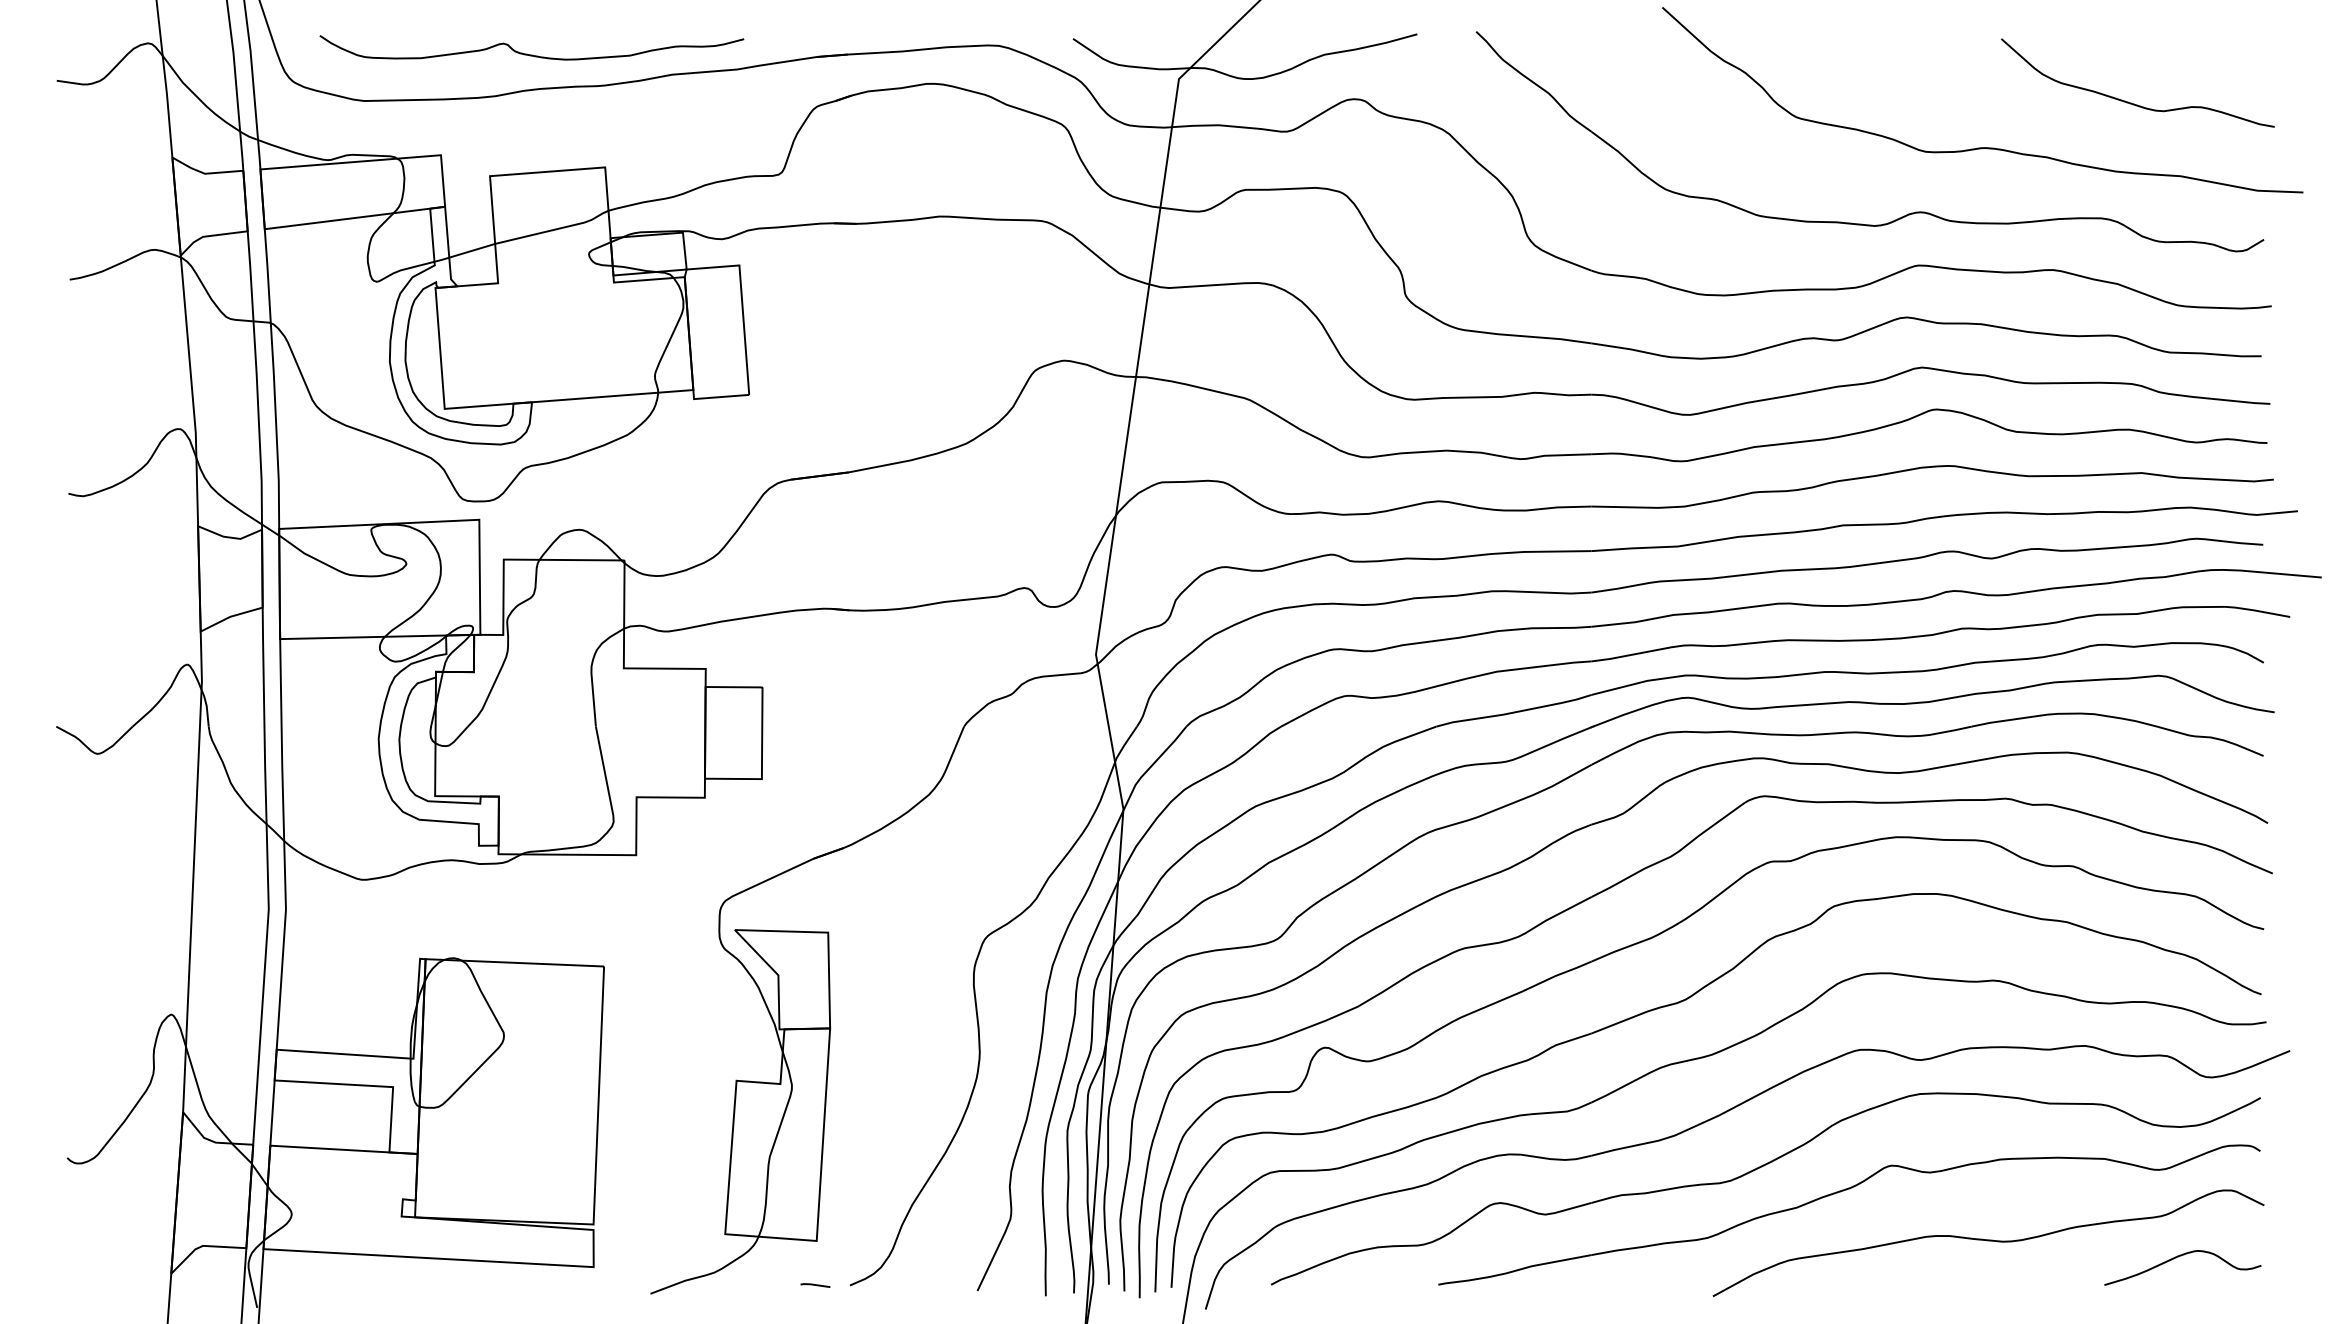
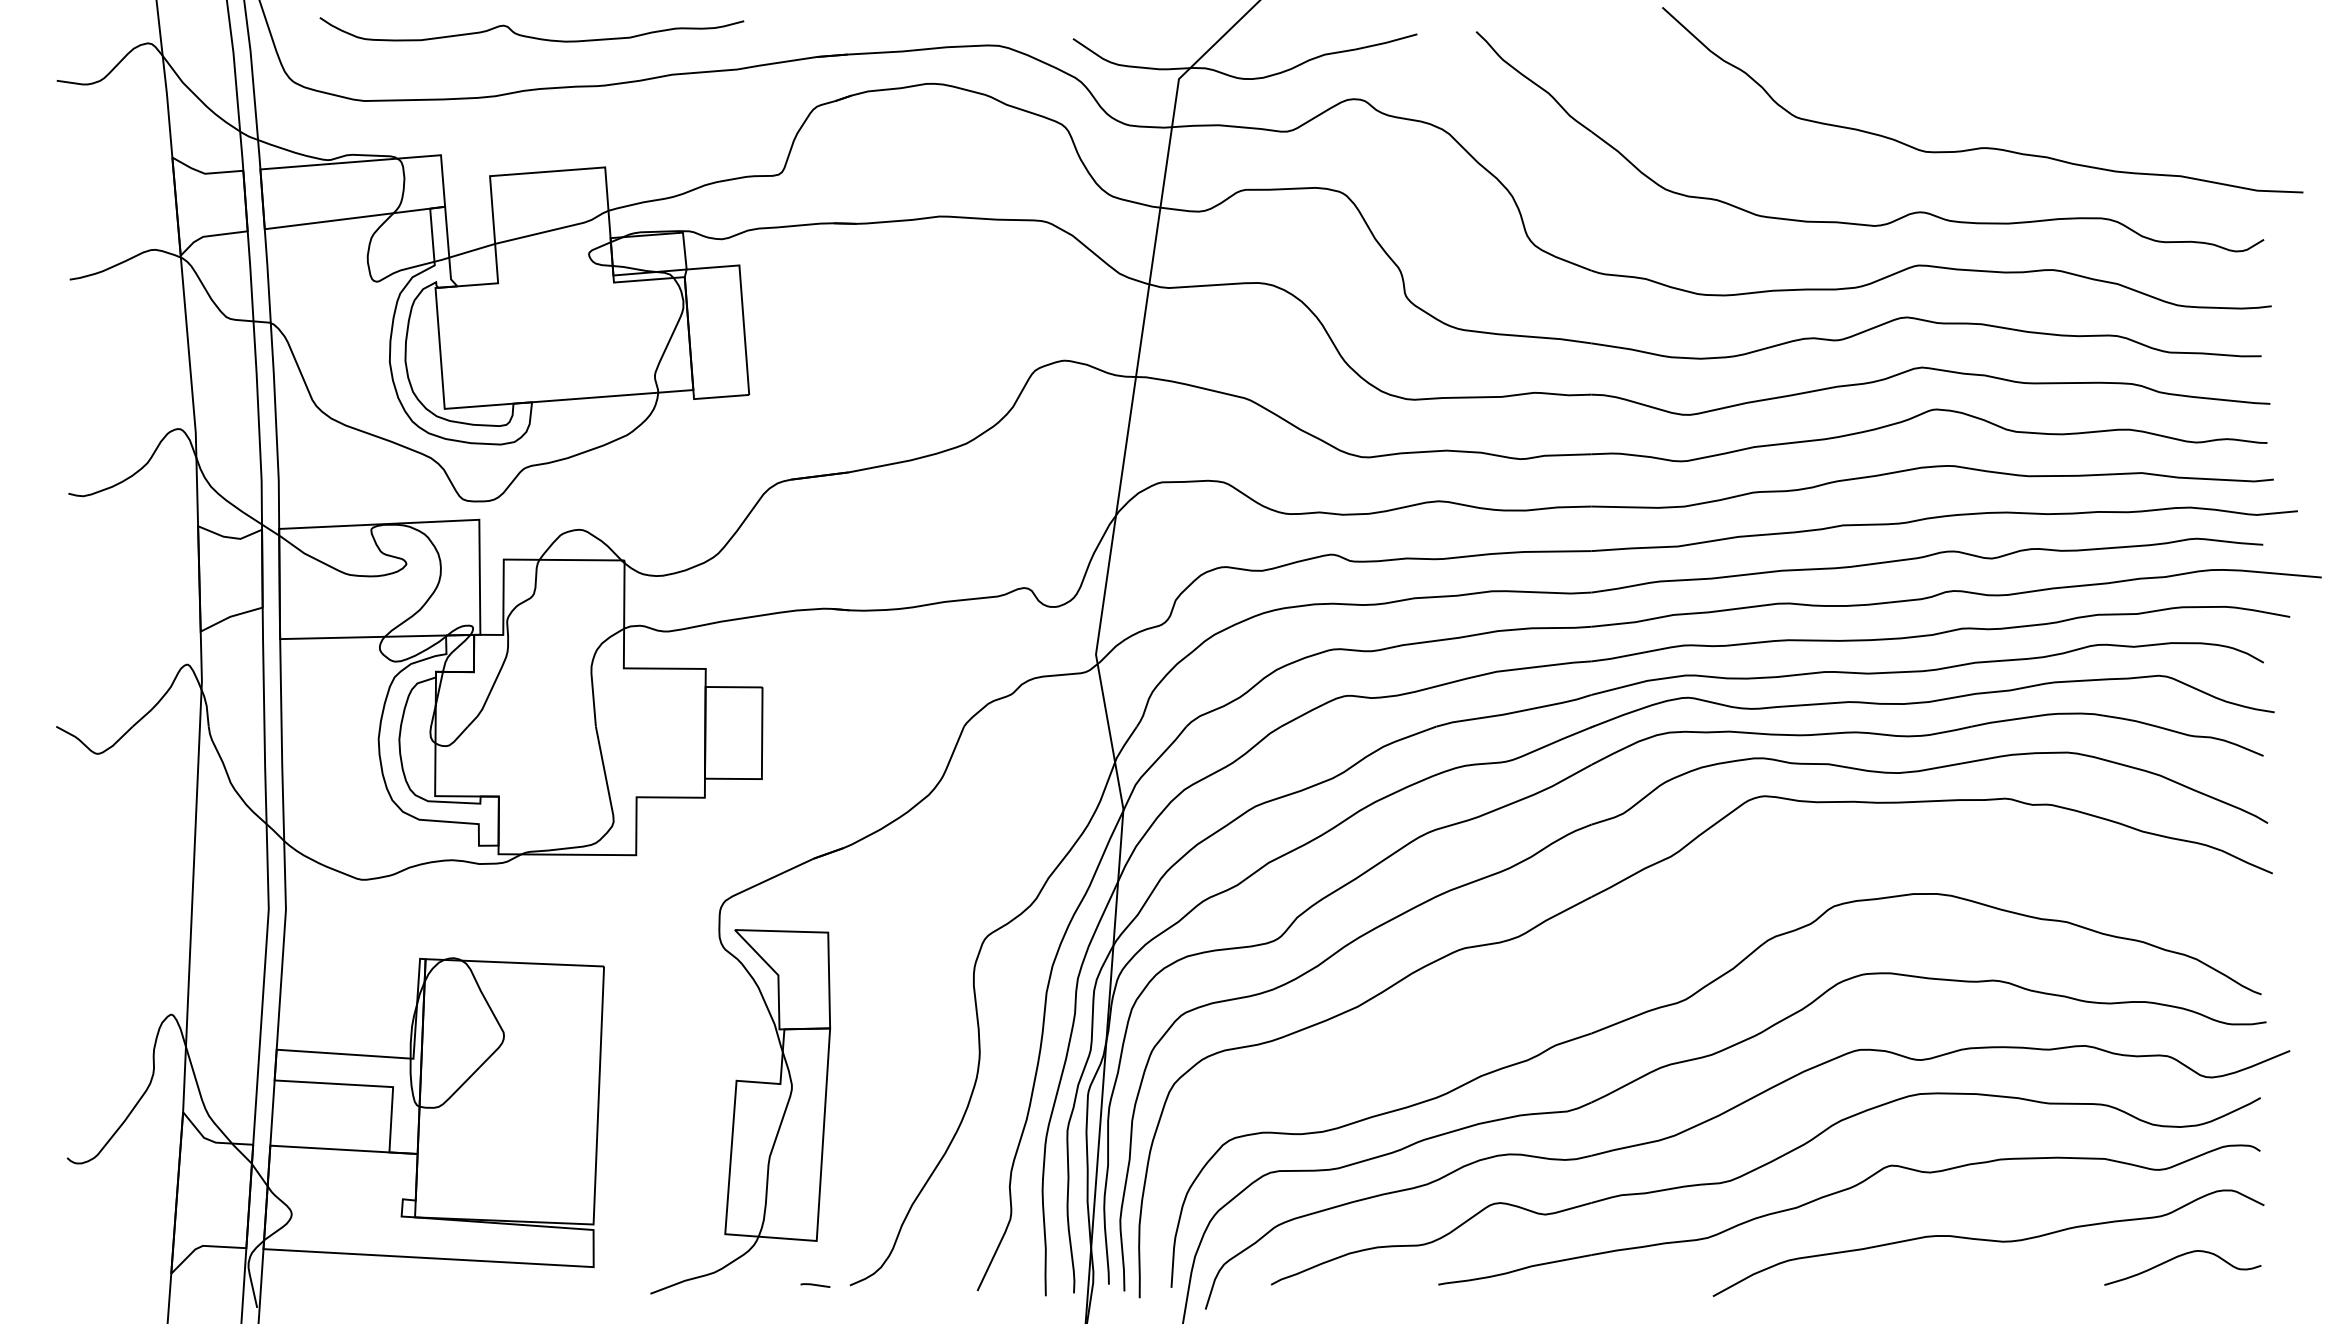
curve position: (531, 54) -> (531, 36) (531, 36)
curve: present -> none (2131, 102)
part: present -> none (1657, 936)
